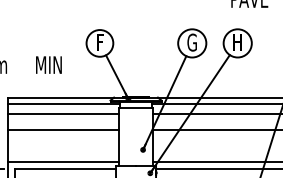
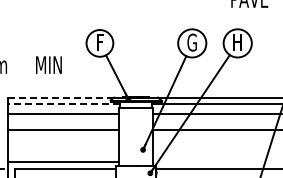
line: solid -> dashed (61, 97)
line: solid -> dashed (63, 104)
line: present -> none (216, 162)
